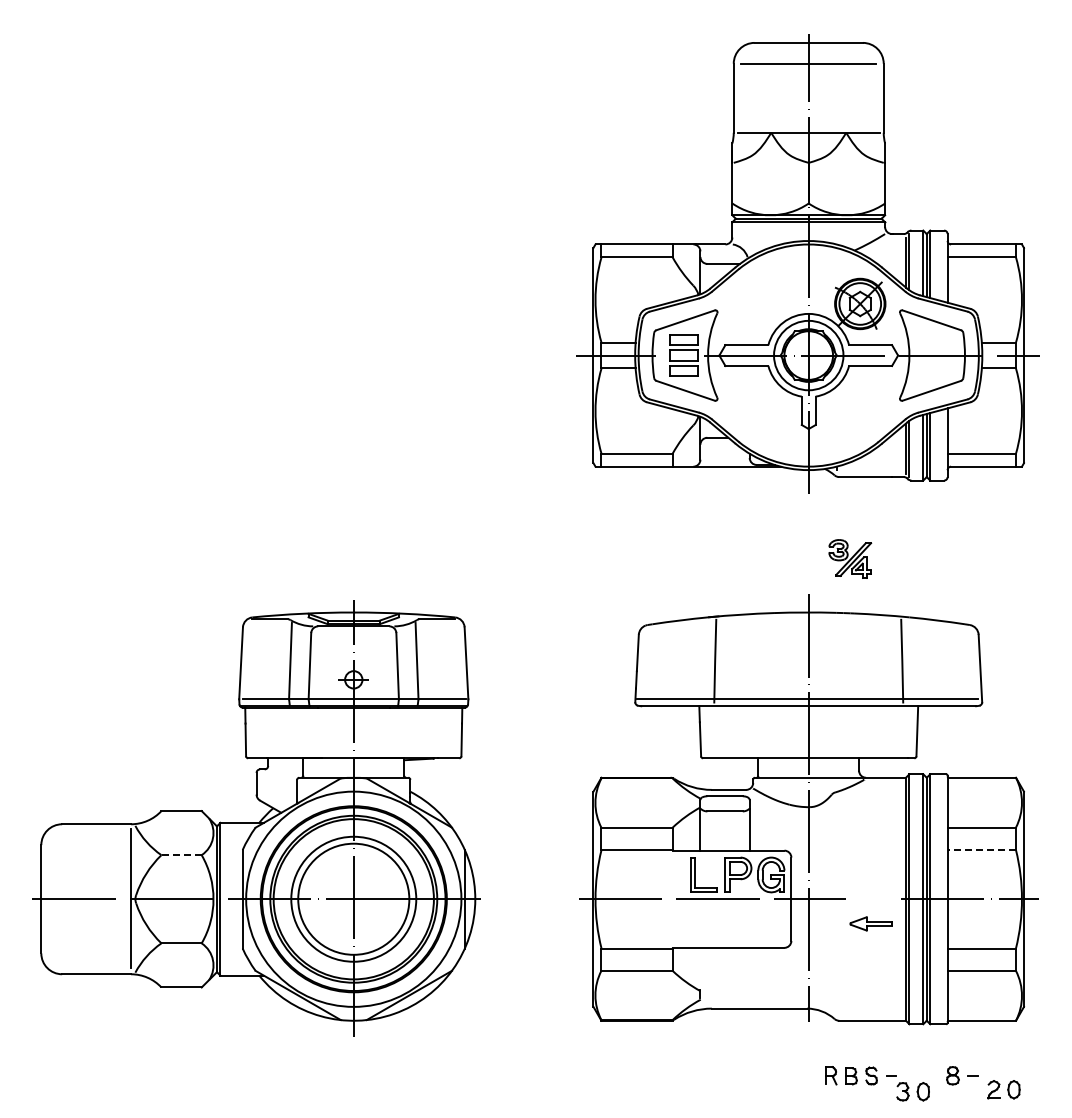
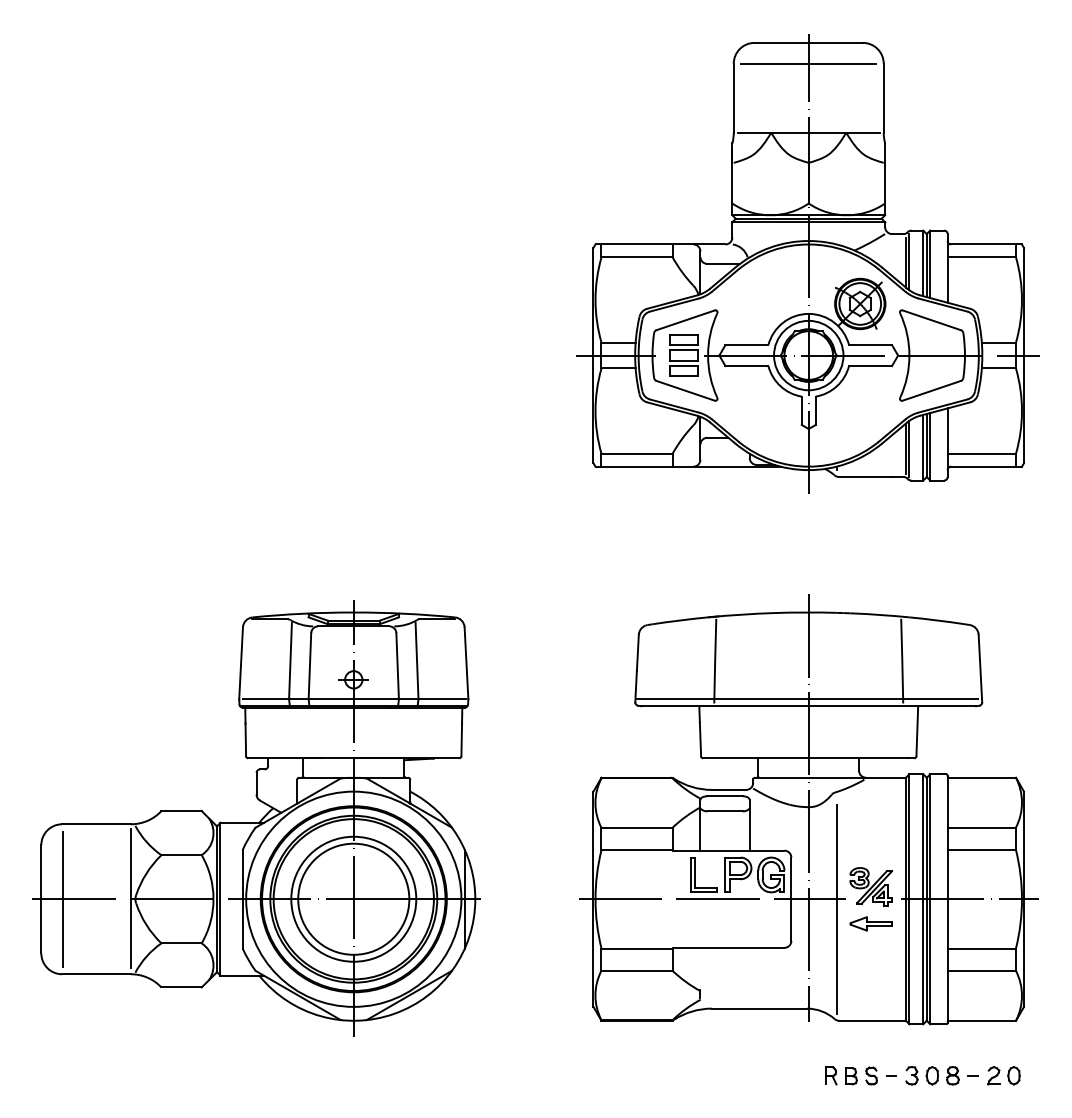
part position: (850, 558) -> (871, 886) (871, 886)
line: dashed -> solid (981, 850)
line: dashed -> solid (181, 855)
line: none -> present (62, 898)
line: none -> present (836, 908)
part position: (1003, 1089) -> (1003, 1075) (1003, 1075)
part position: (912, 1091) -> (921, 1075) (921, 1075)
